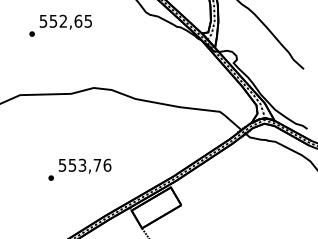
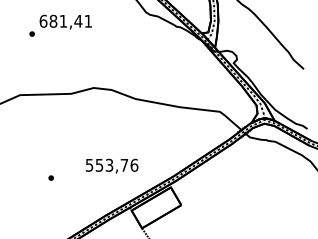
text: 552,65 -> 681,41 (65, 20)
text position: (84, 165) -> (111, 165) (111, 165)
